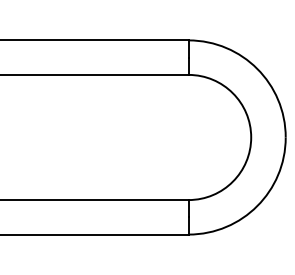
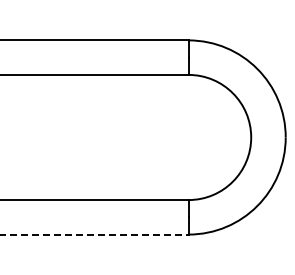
line: solid -> dashed (94, 234)
